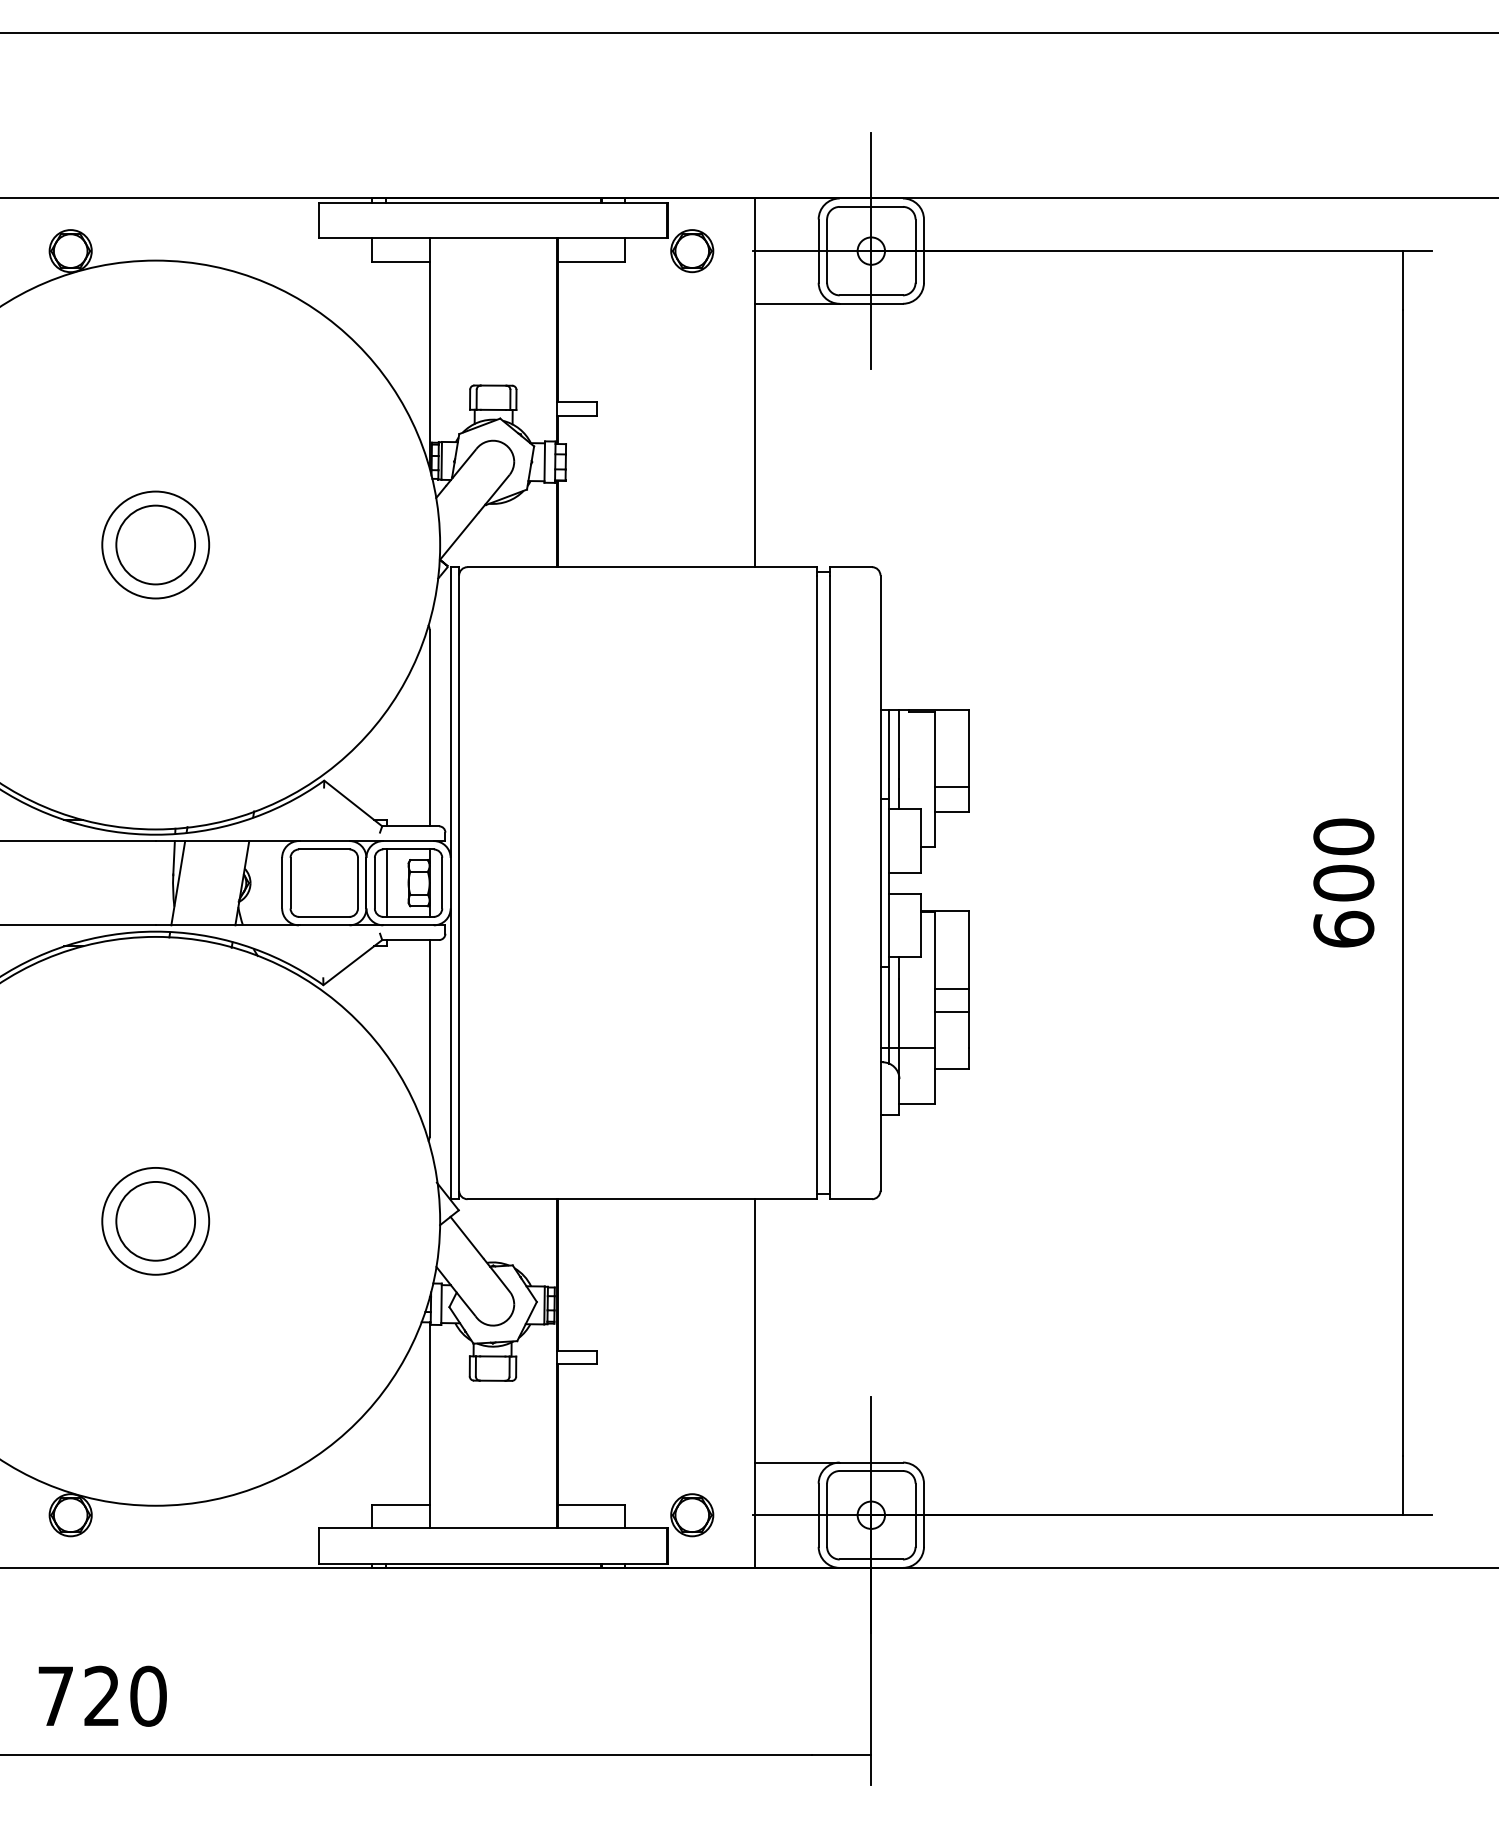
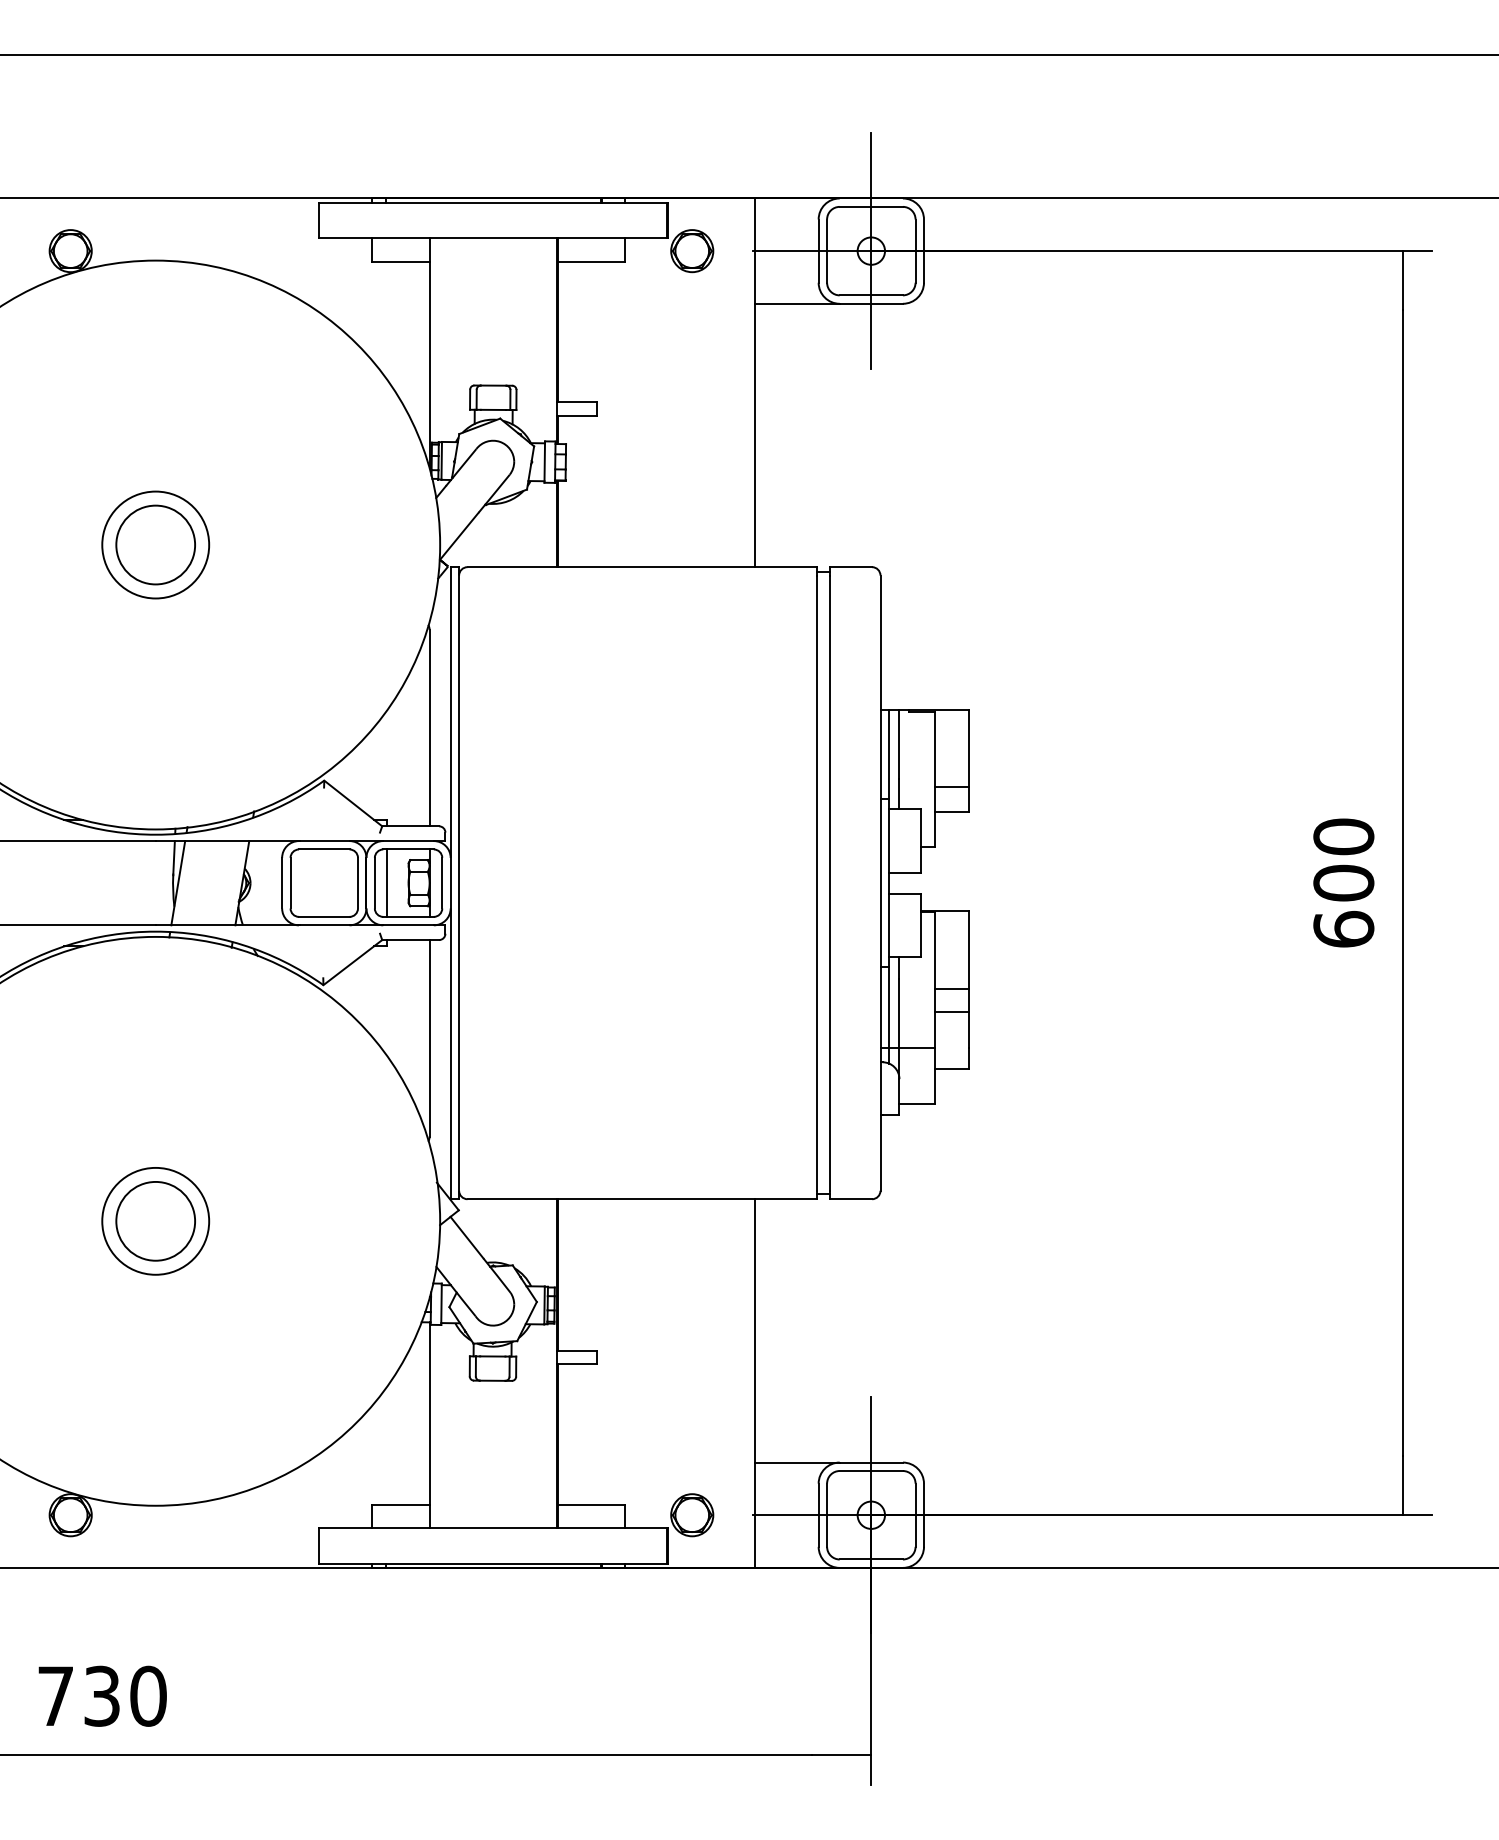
line position: (748, 33) -> (748, 55) (748, 55)
text: 720 -> 730 (101, 1695)
